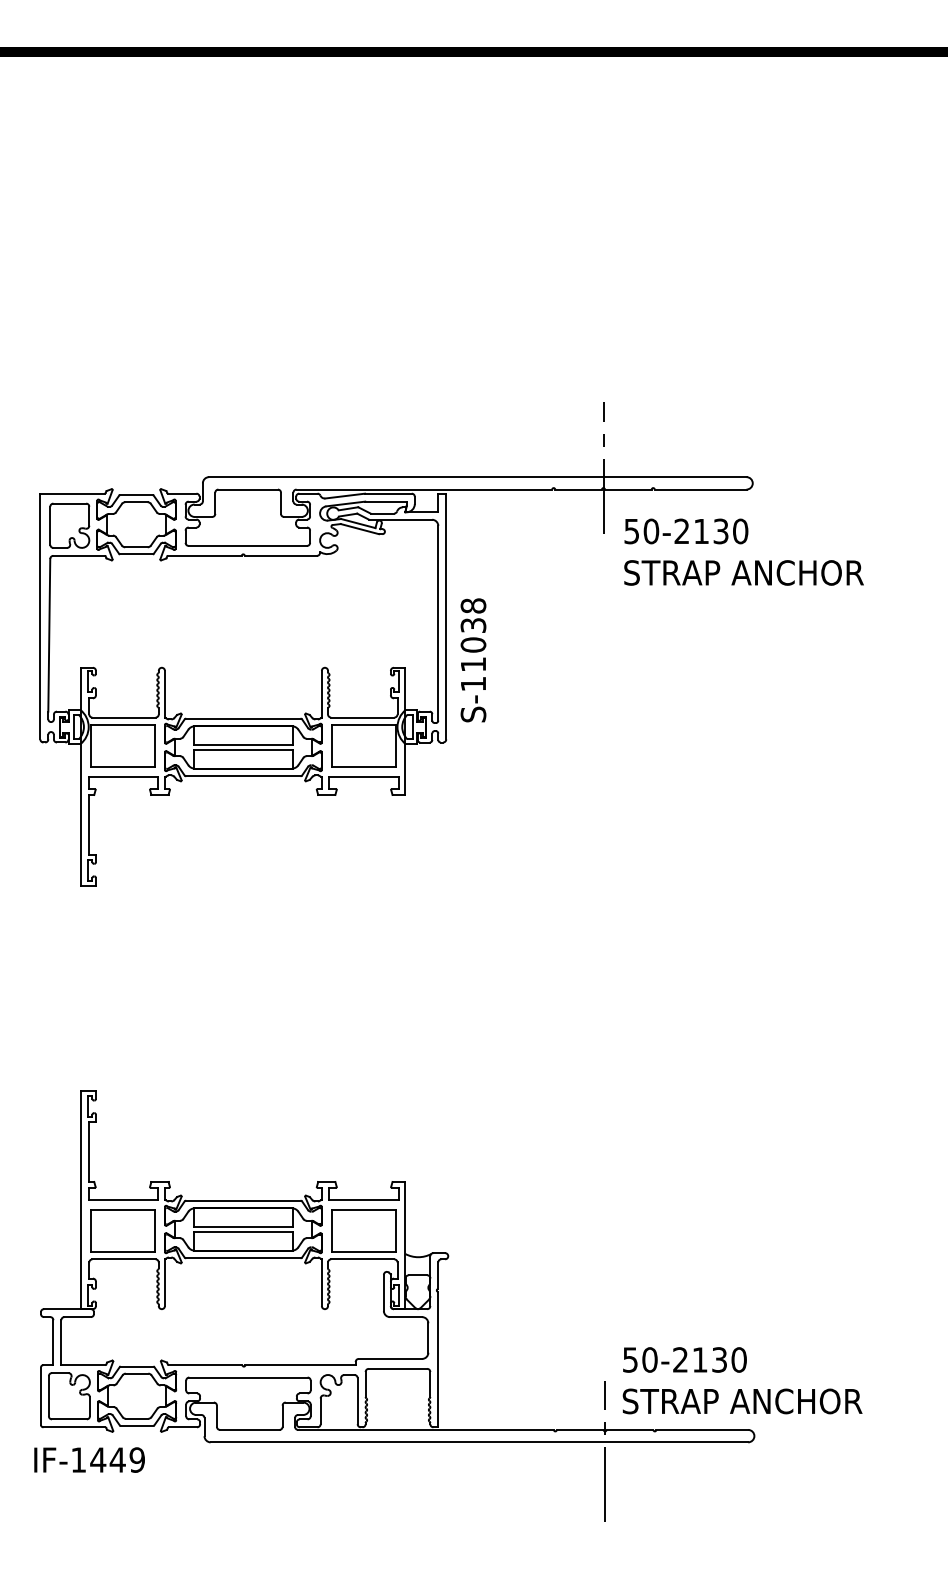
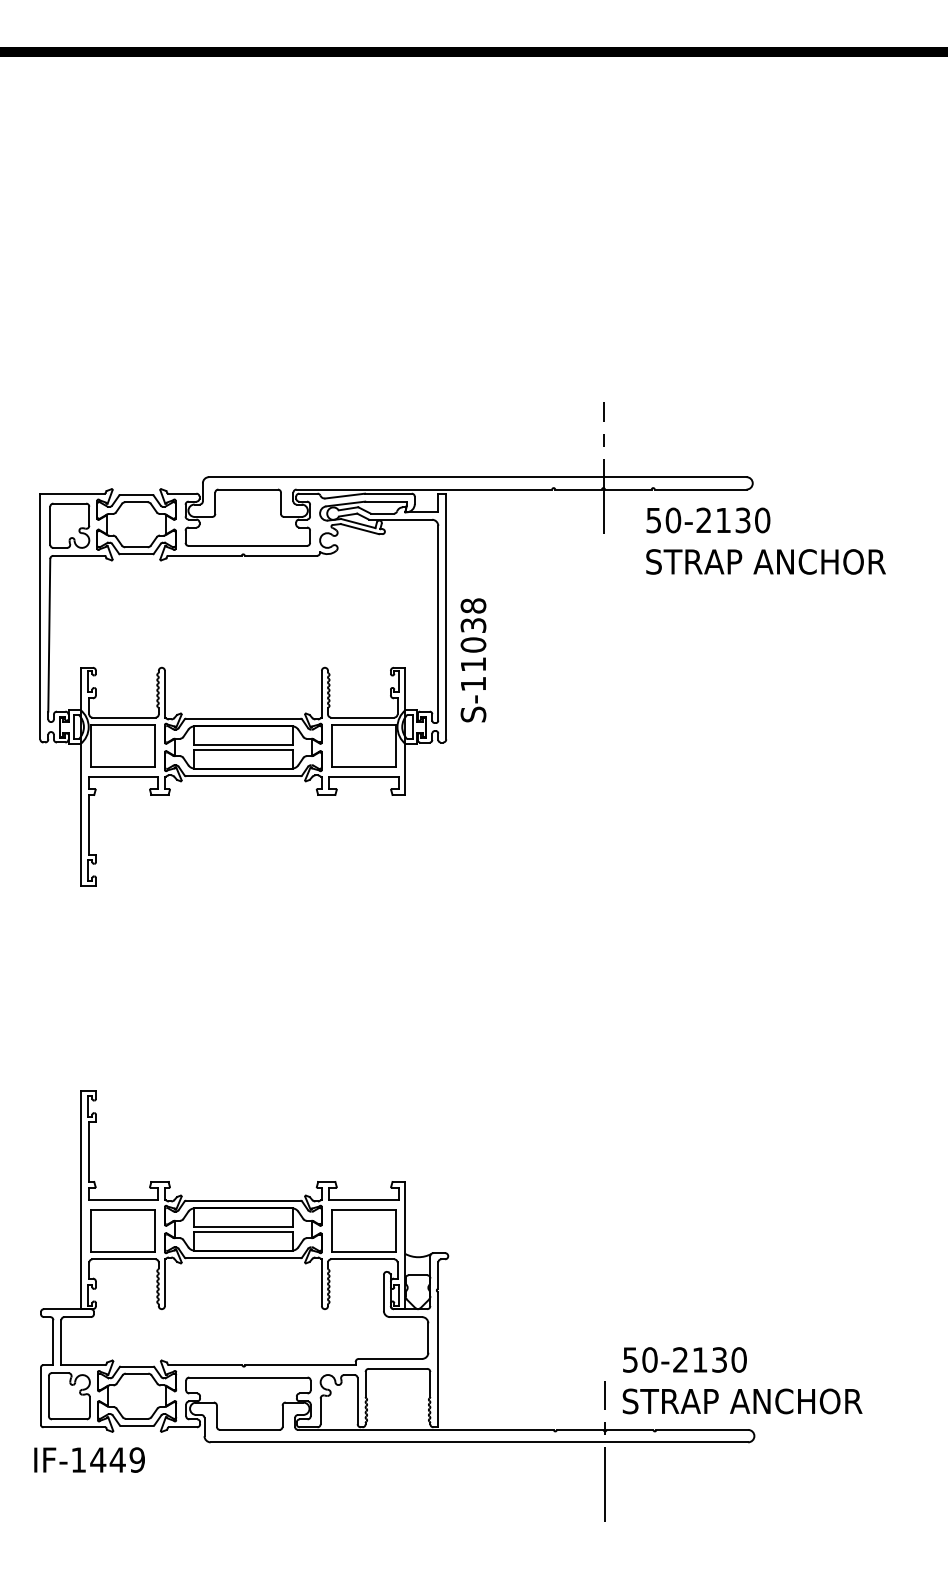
text position: (743, 551) -> (765, 540) (765, 540)
